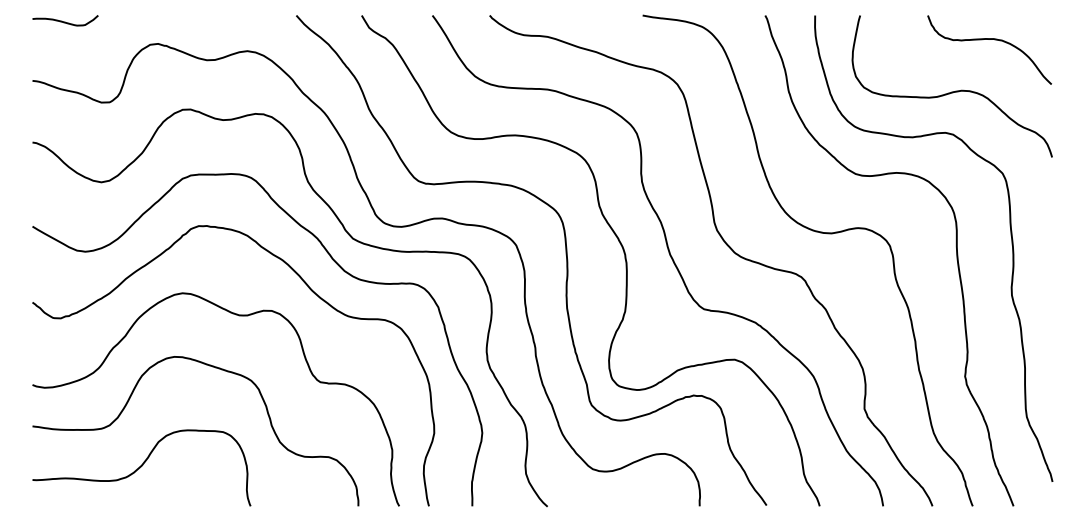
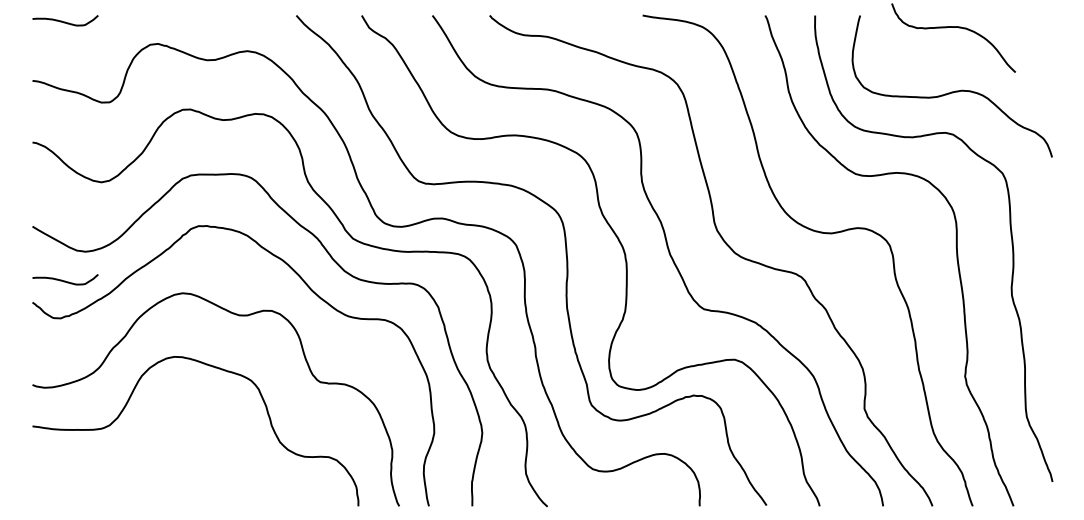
curve position: (989, 39) -> (953, 27) (953, 27)
curve: none -> present (65, 280)
curve: present -> none (141, 467)
